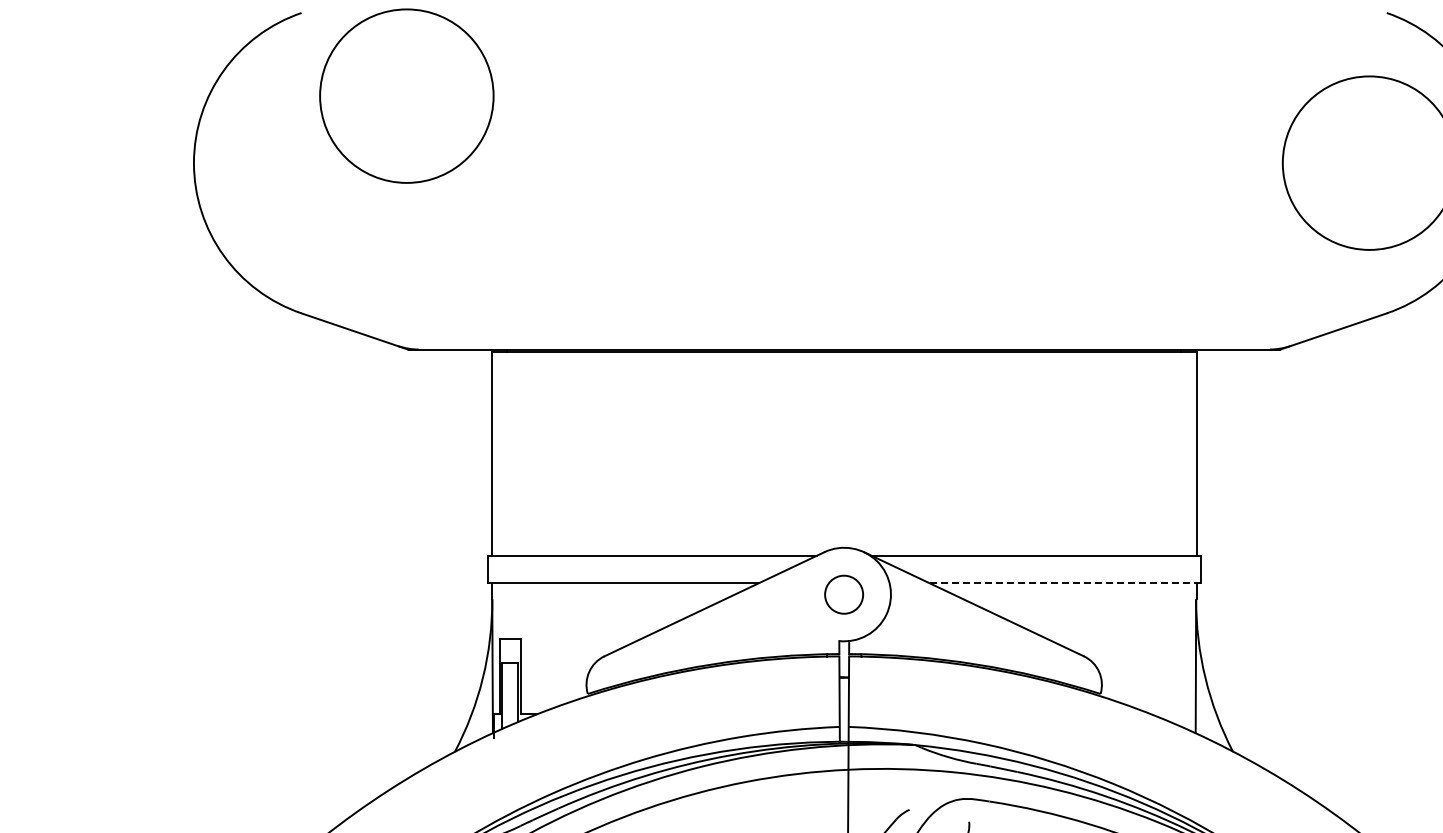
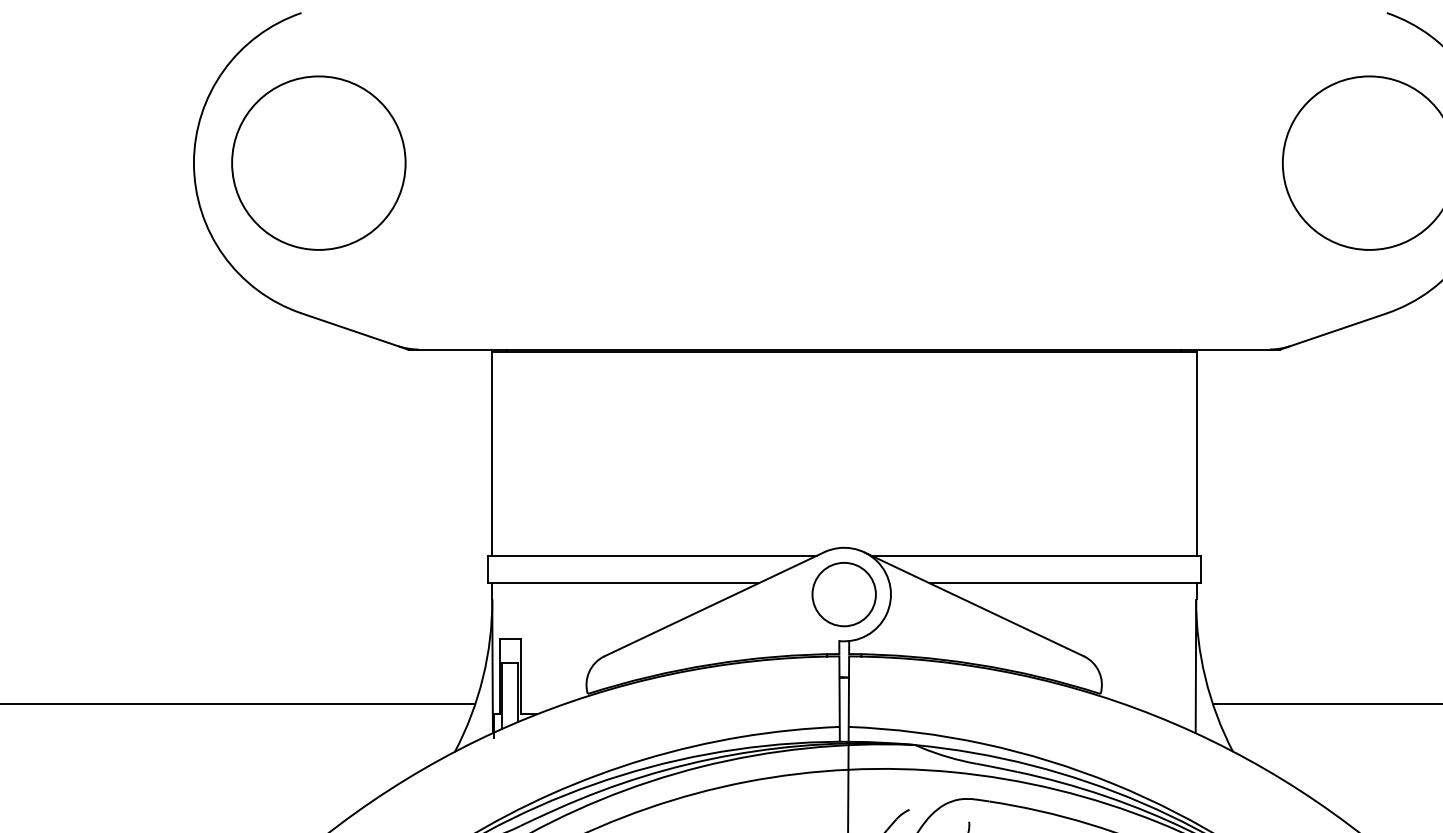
circle position: (406, 95) -> (318, 162) (318, 162)
line: dashed -> solid (1065, 583)
circle size: 40x41 px -> 66x66 px (843, 594)
line: none -> present (238, 704)
line: none -> present (1326, 704)
